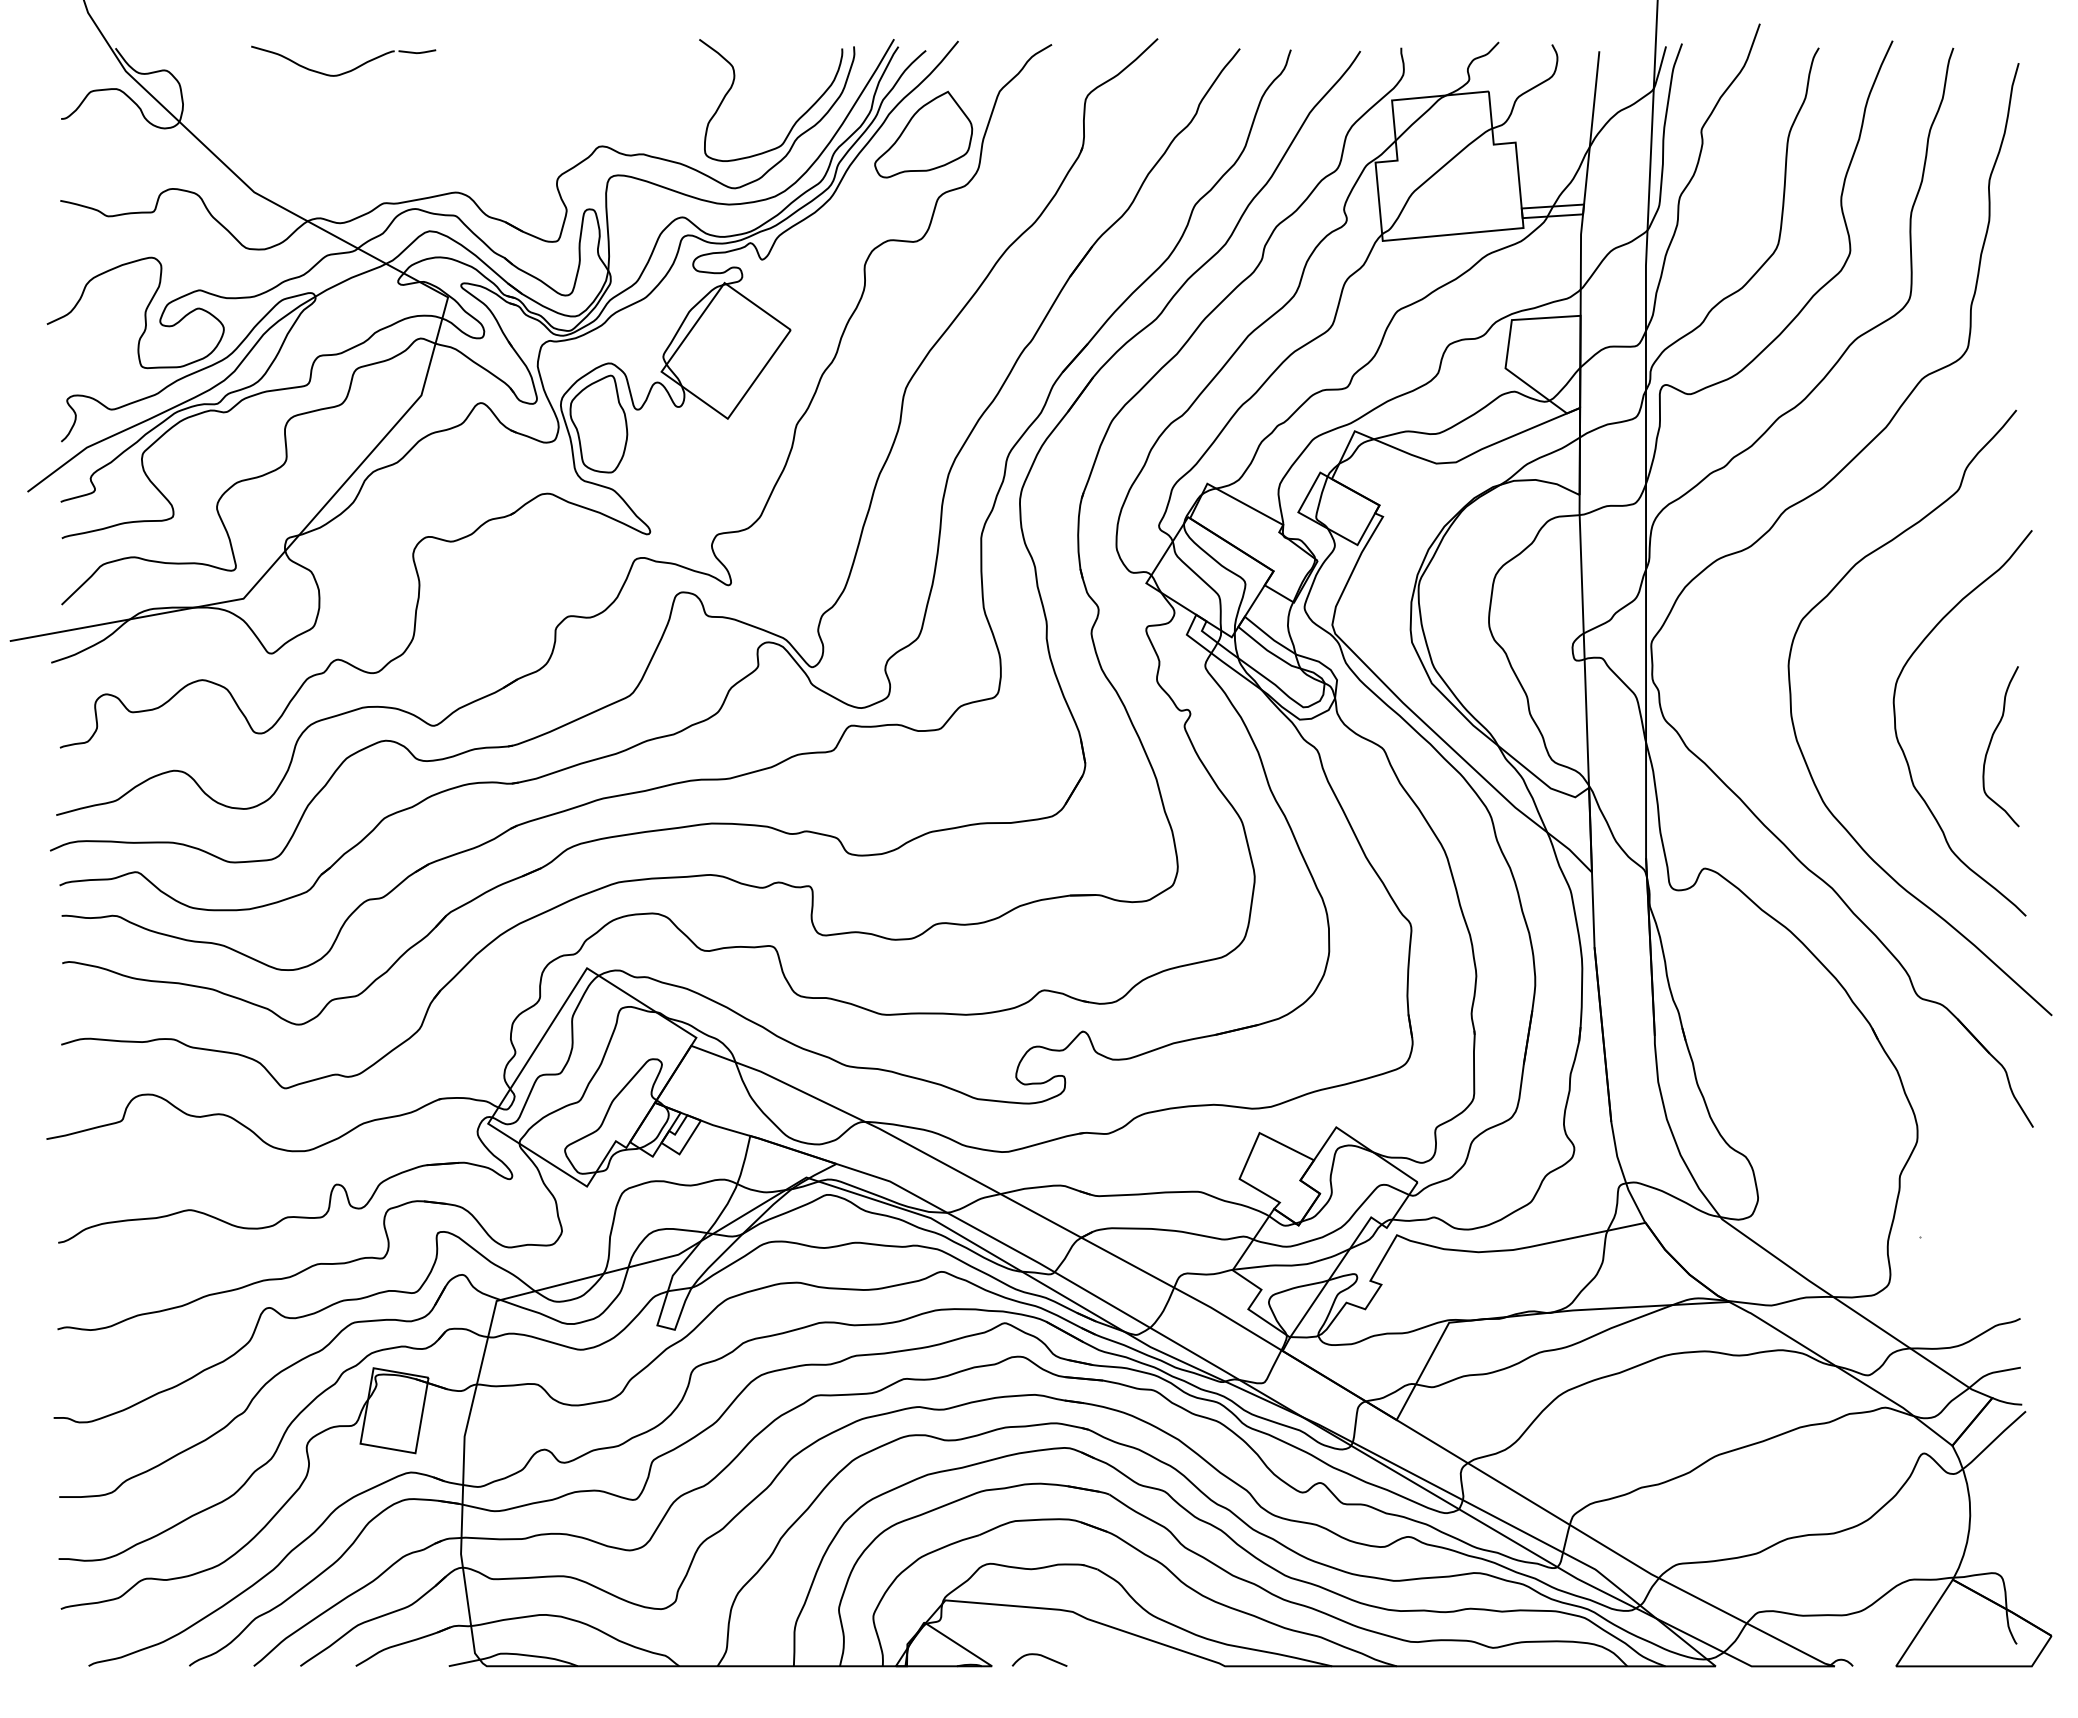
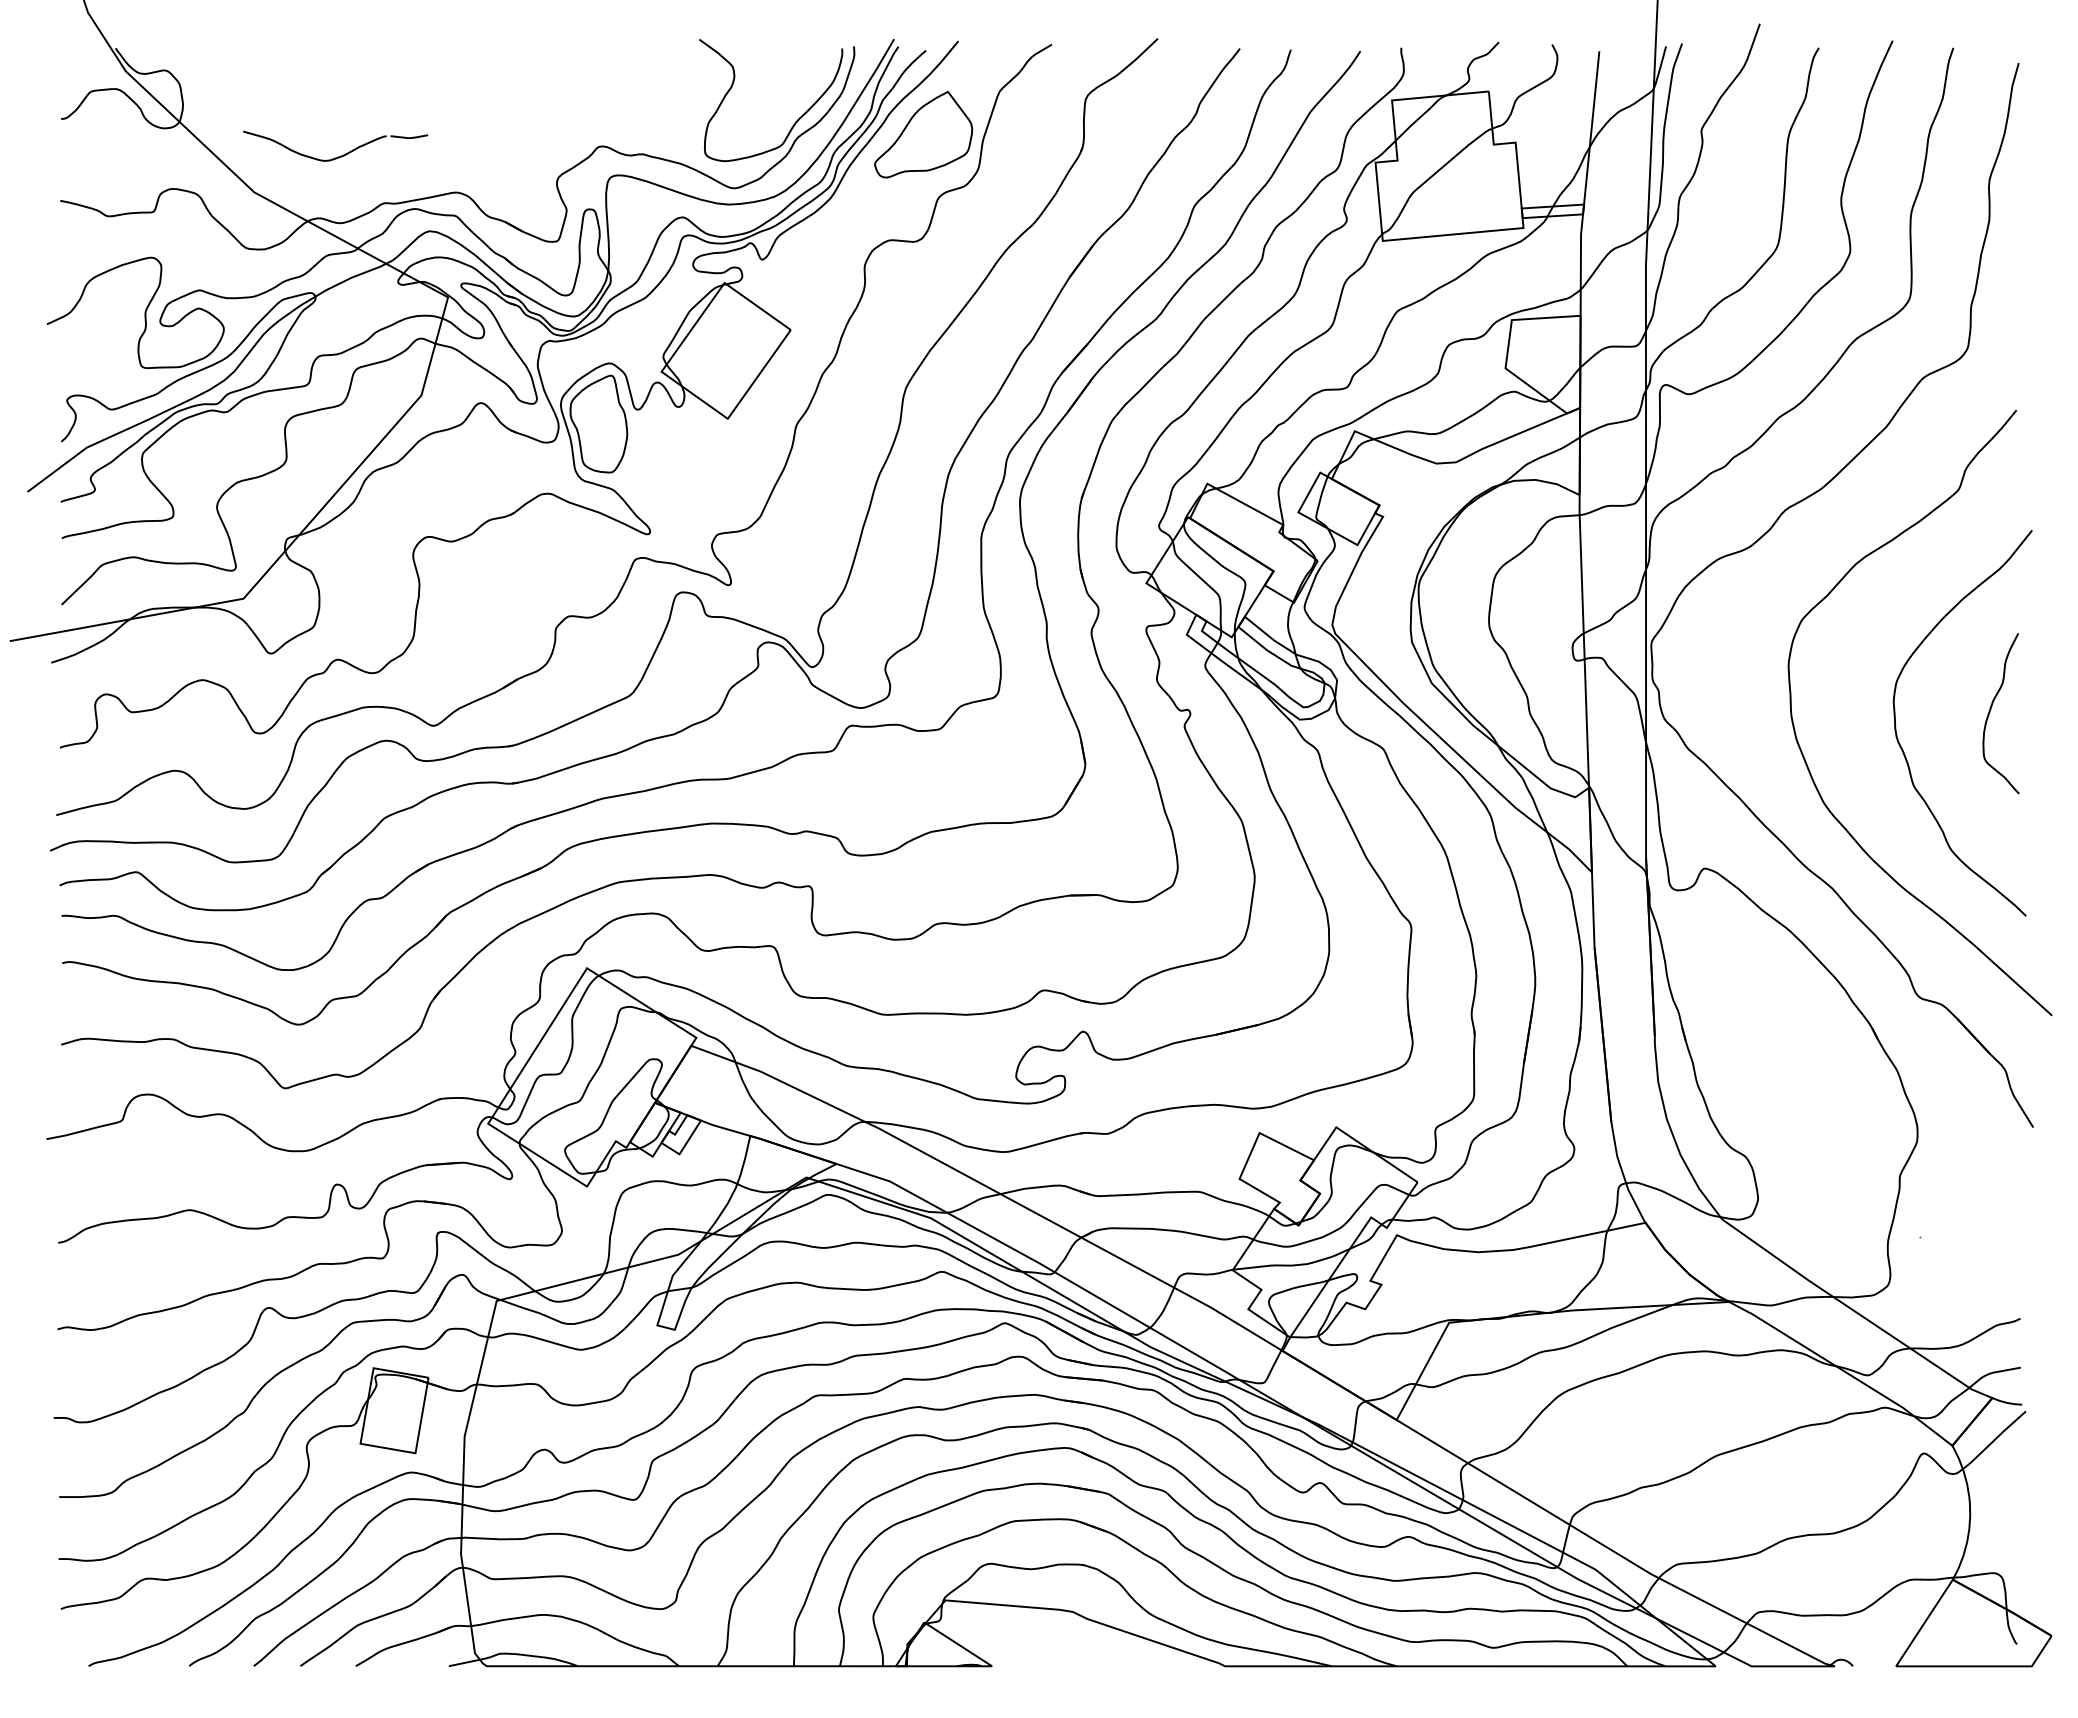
part position: (348, 70) -> (340, 155) (340, 155)
curve position: (1991, 742) -> (1991, 709) (1991, 709)
curve: present -> none (1040, 1656)
